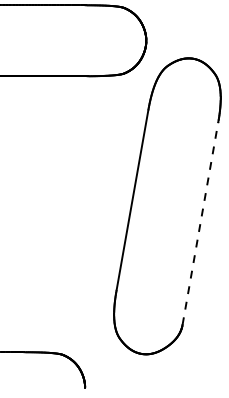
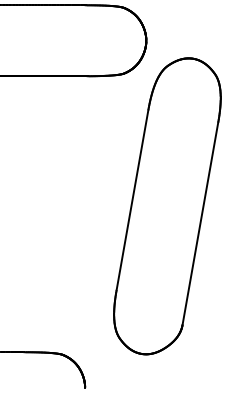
line: dashed -> solid (200, 223)
